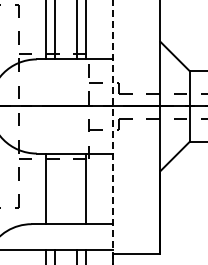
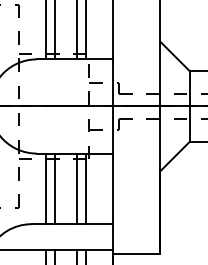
line: dashed -> solid (113, 131)
line: none -> present (55, 188)
line: none -> present (77, 188)
